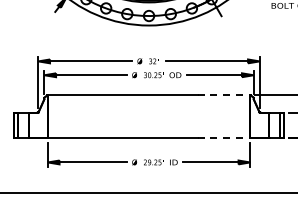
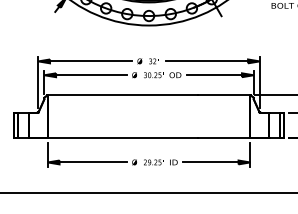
line: dashed -> solid (224, 95)
line: dashed -> solid (224, 137)
